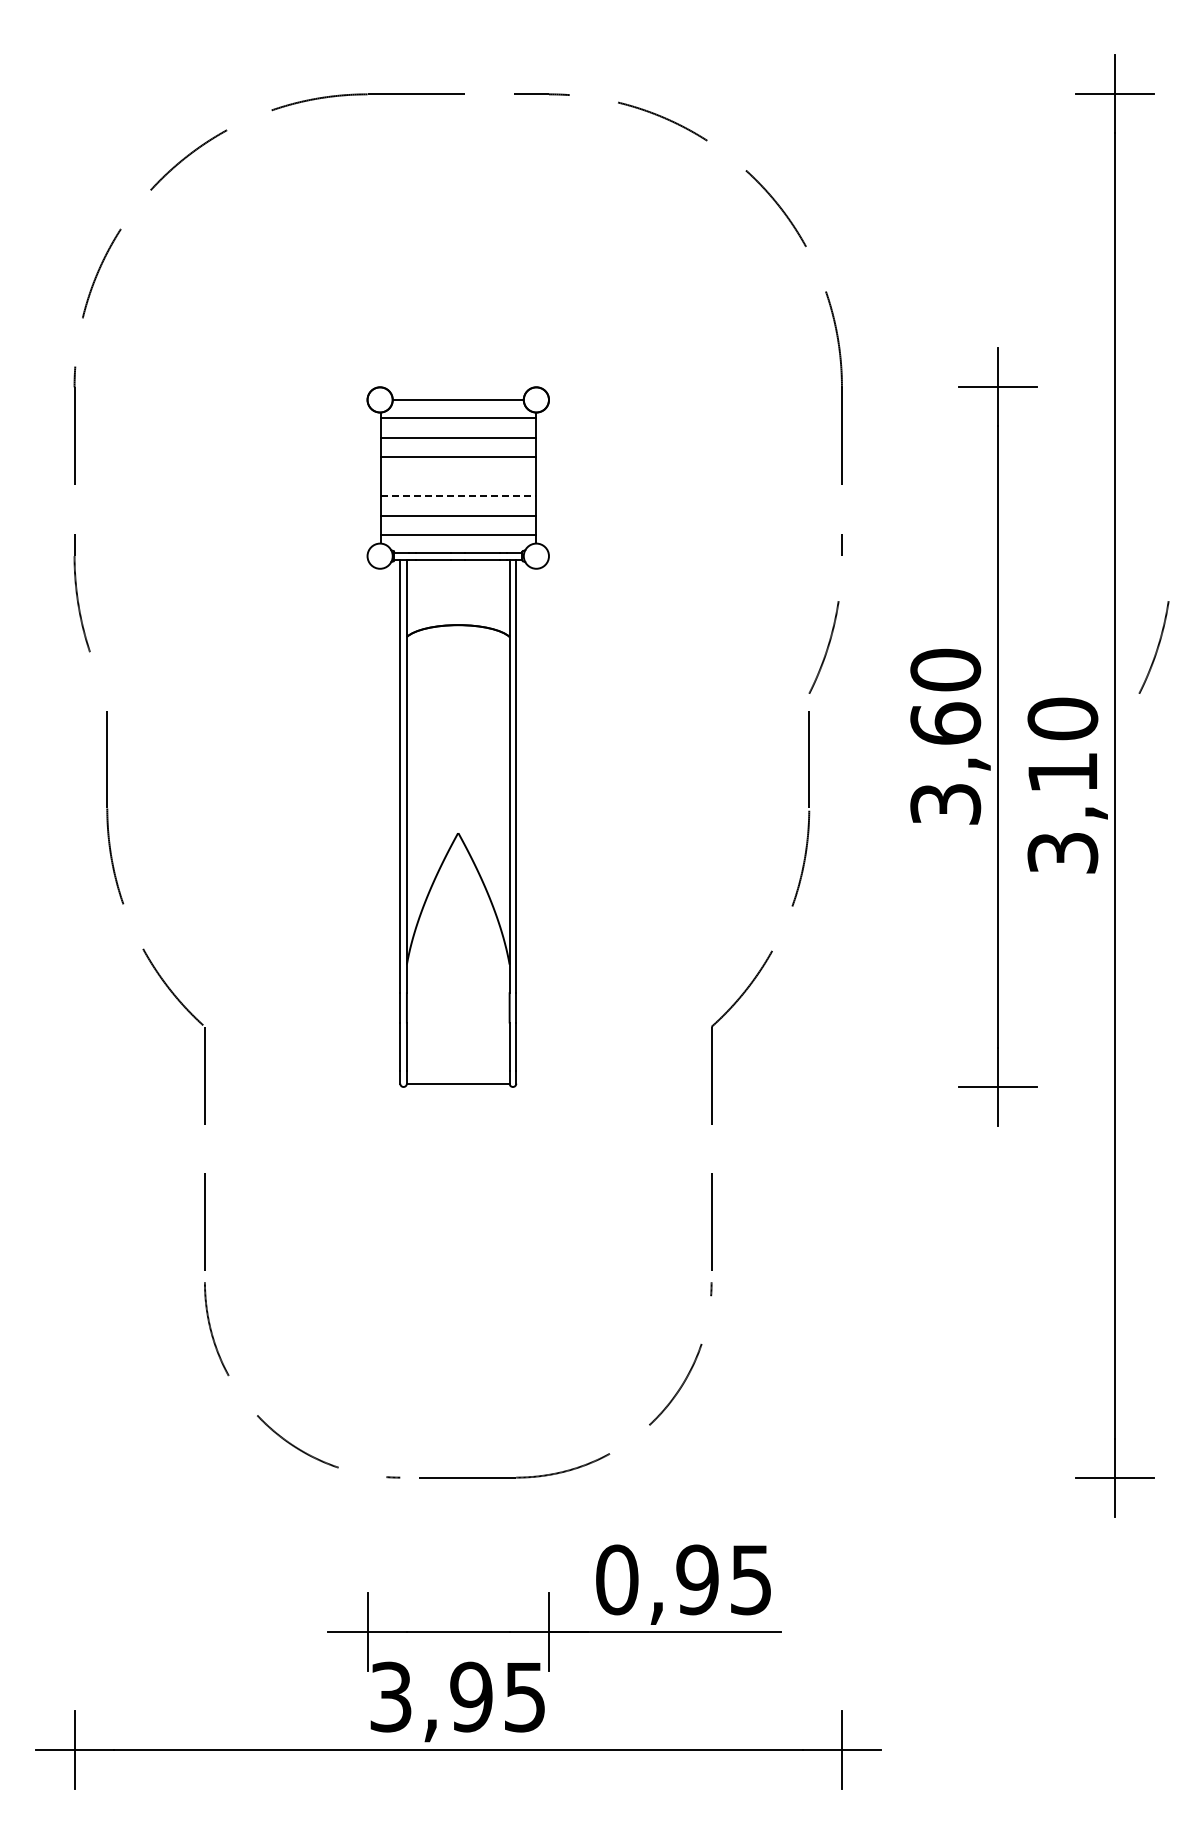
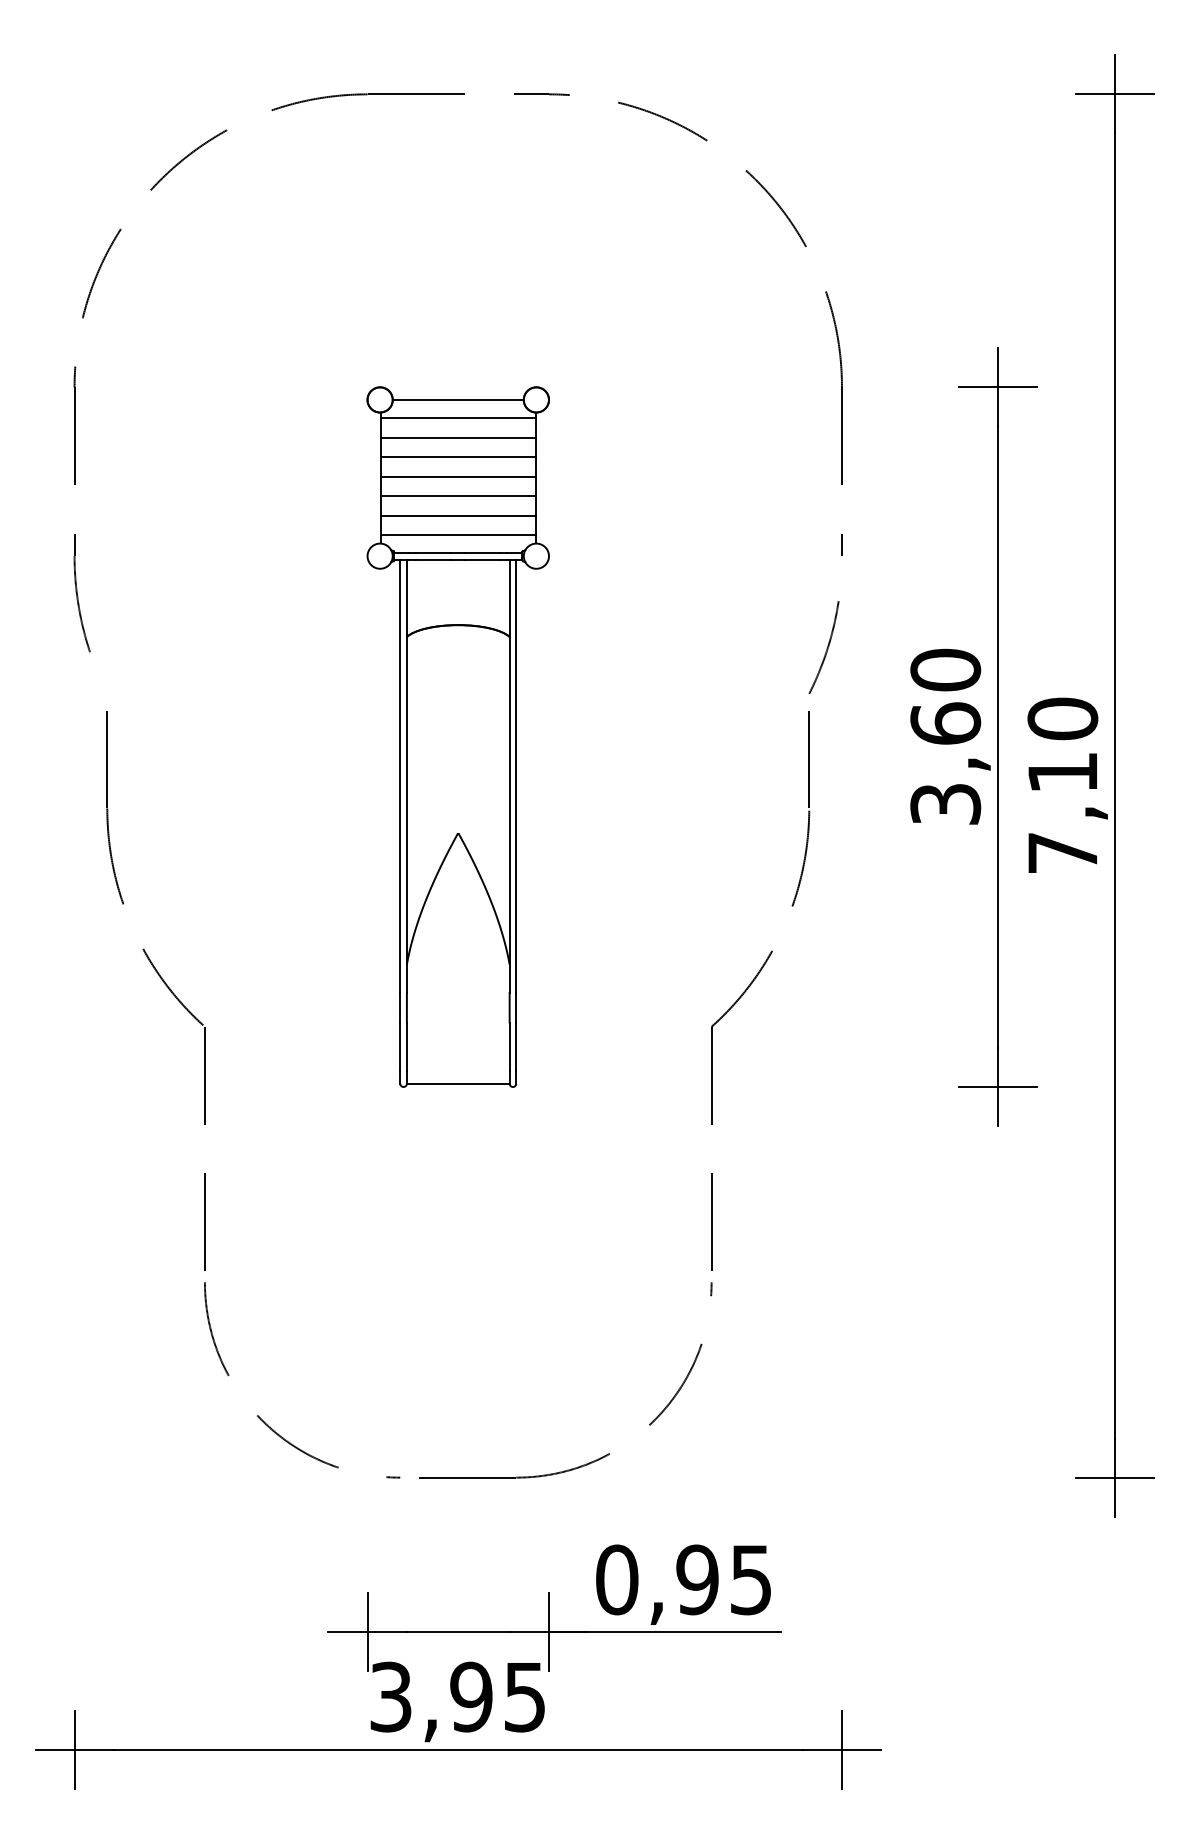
line: none -> present (457, 476)
line: dashed -> solid (458, 496)
arc: present -> none (1156, 648)
text: 3,10 -> 7,10 (1062, 853)
